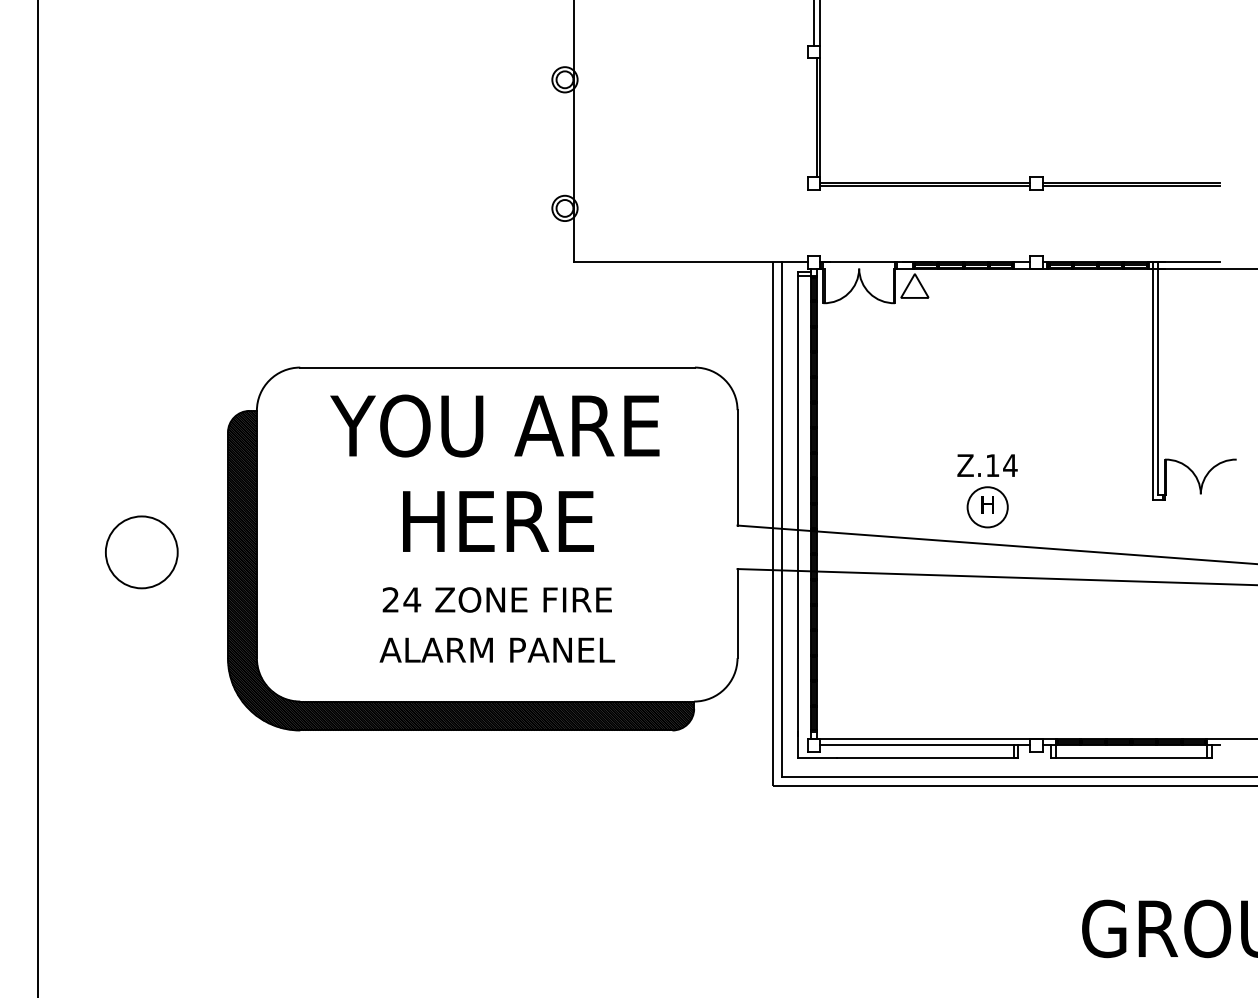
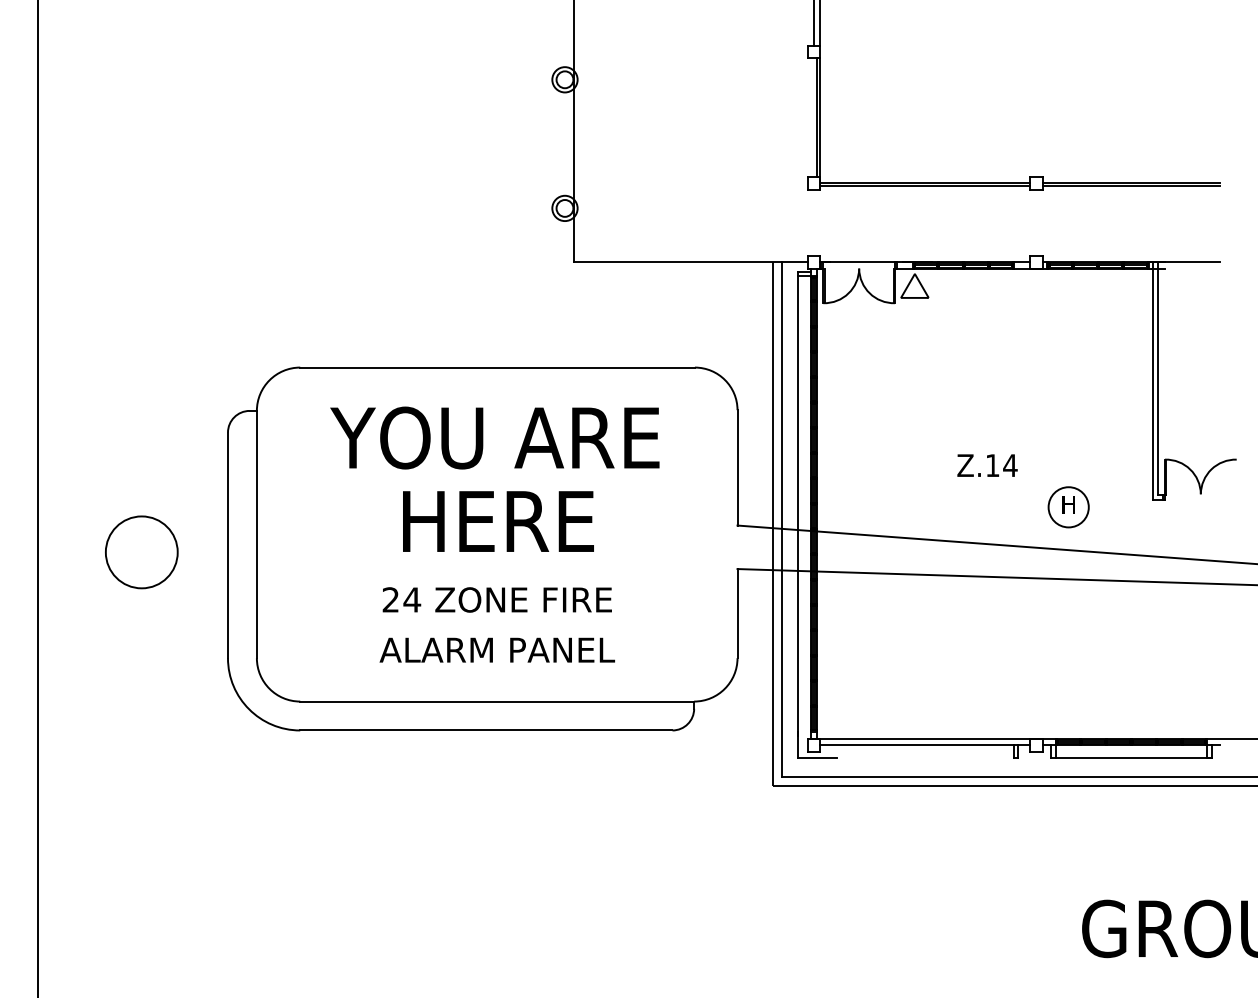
line: present -> none (1205, 268)
text position: (494, 425) -> (494, 437) (494, 437)
part position: (987, 507) -> (1068, 507) (1068, 507)
hatch: present -> none (460, 570)
line: present -> none (926, 757)
